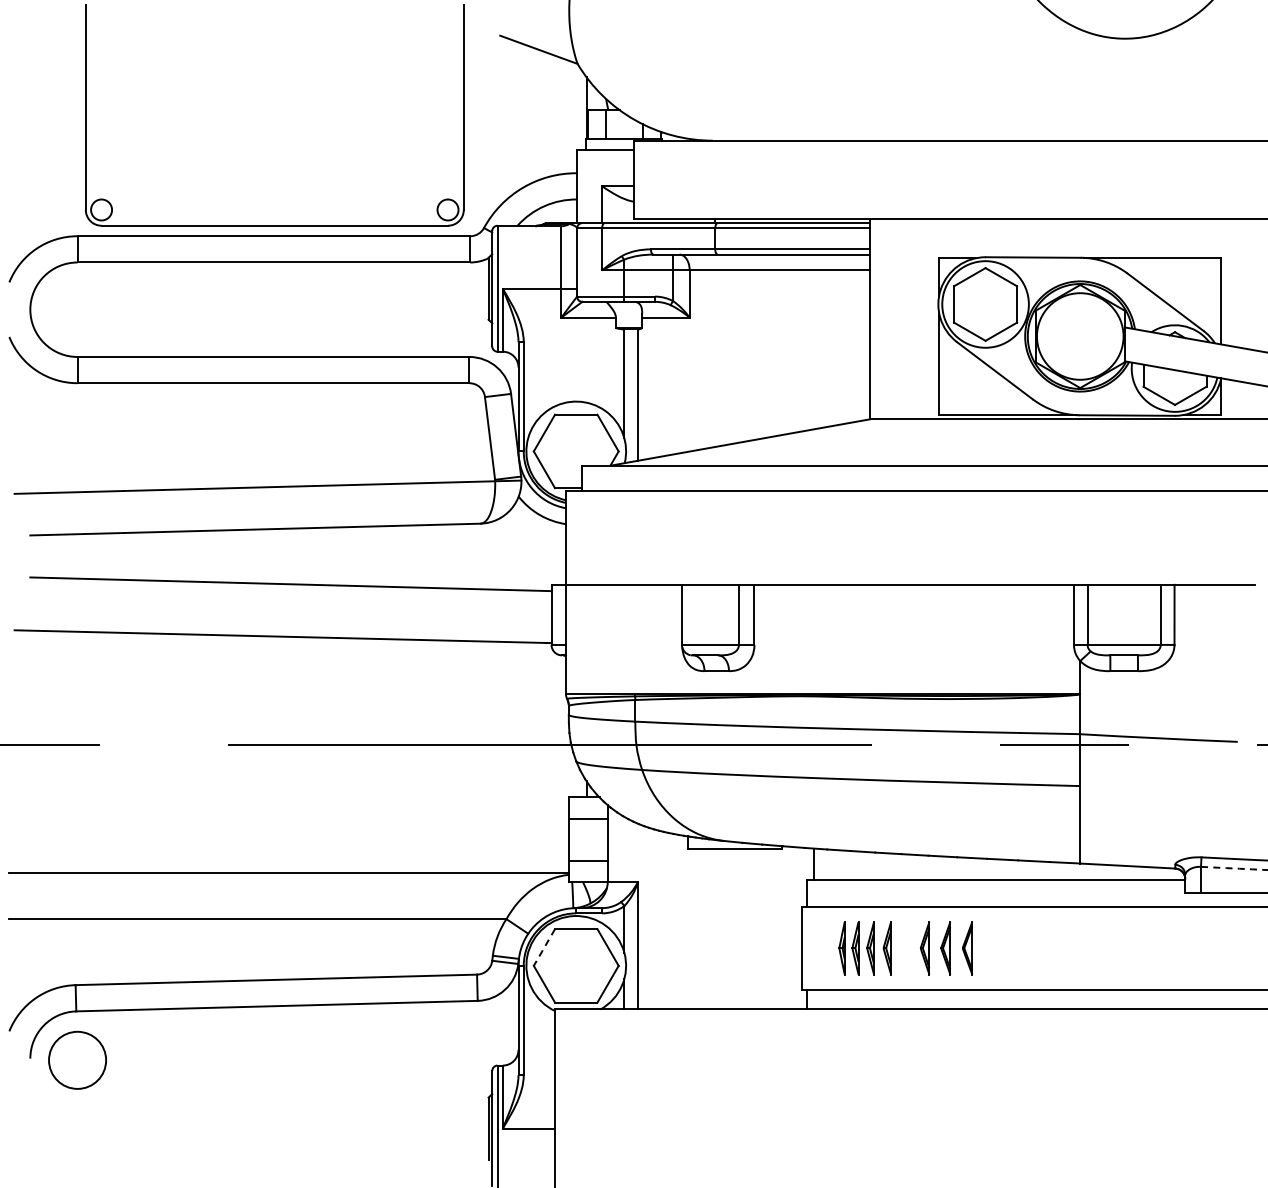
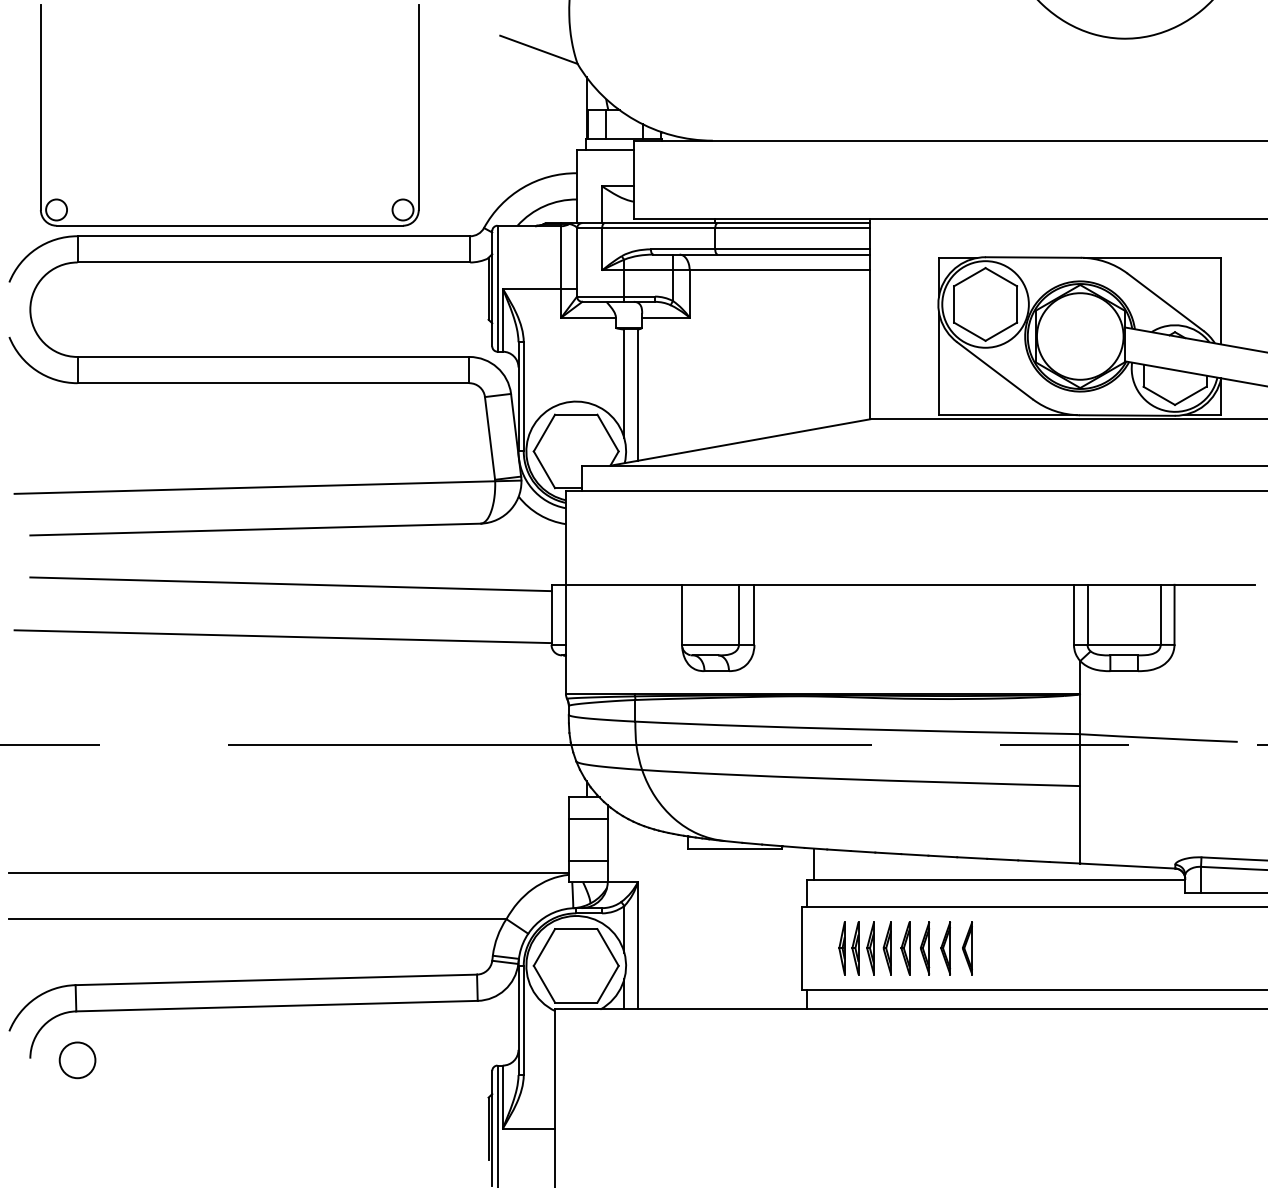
part position: (274, 225) -> (229, 225) (229, 225)
arc: dashed -> solid (1235, 868)
line: dashed -> solid (544, 947)
part: none -> present (905, 948)
circle diameter: 57 px -> 36 px (77, 1060)
